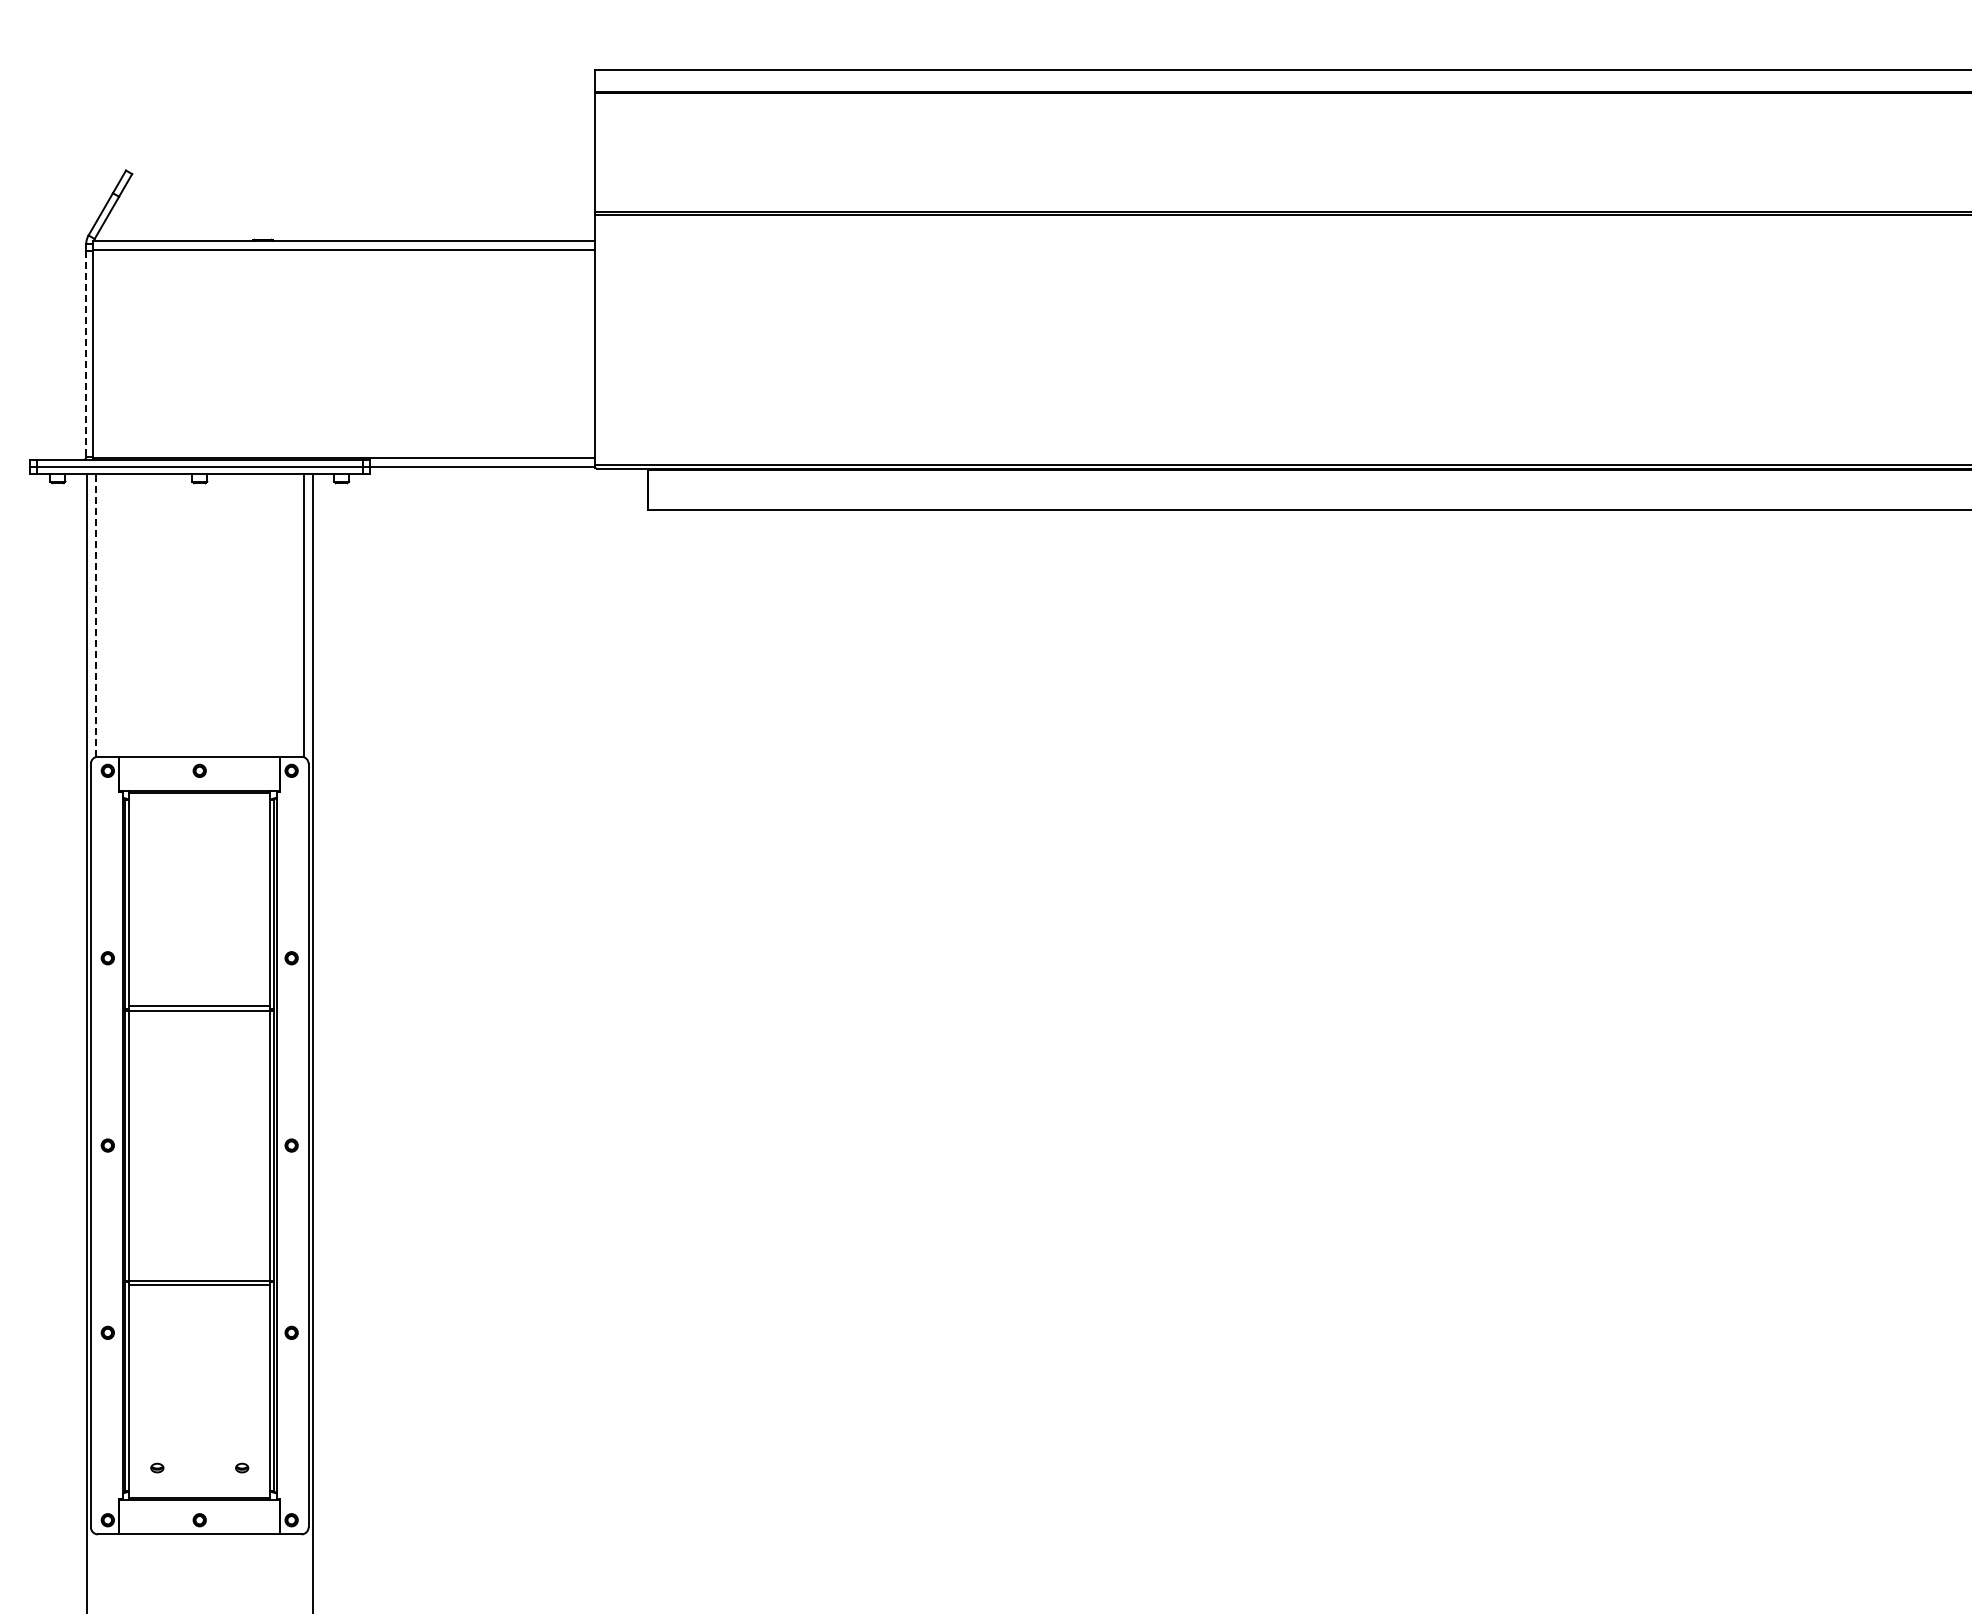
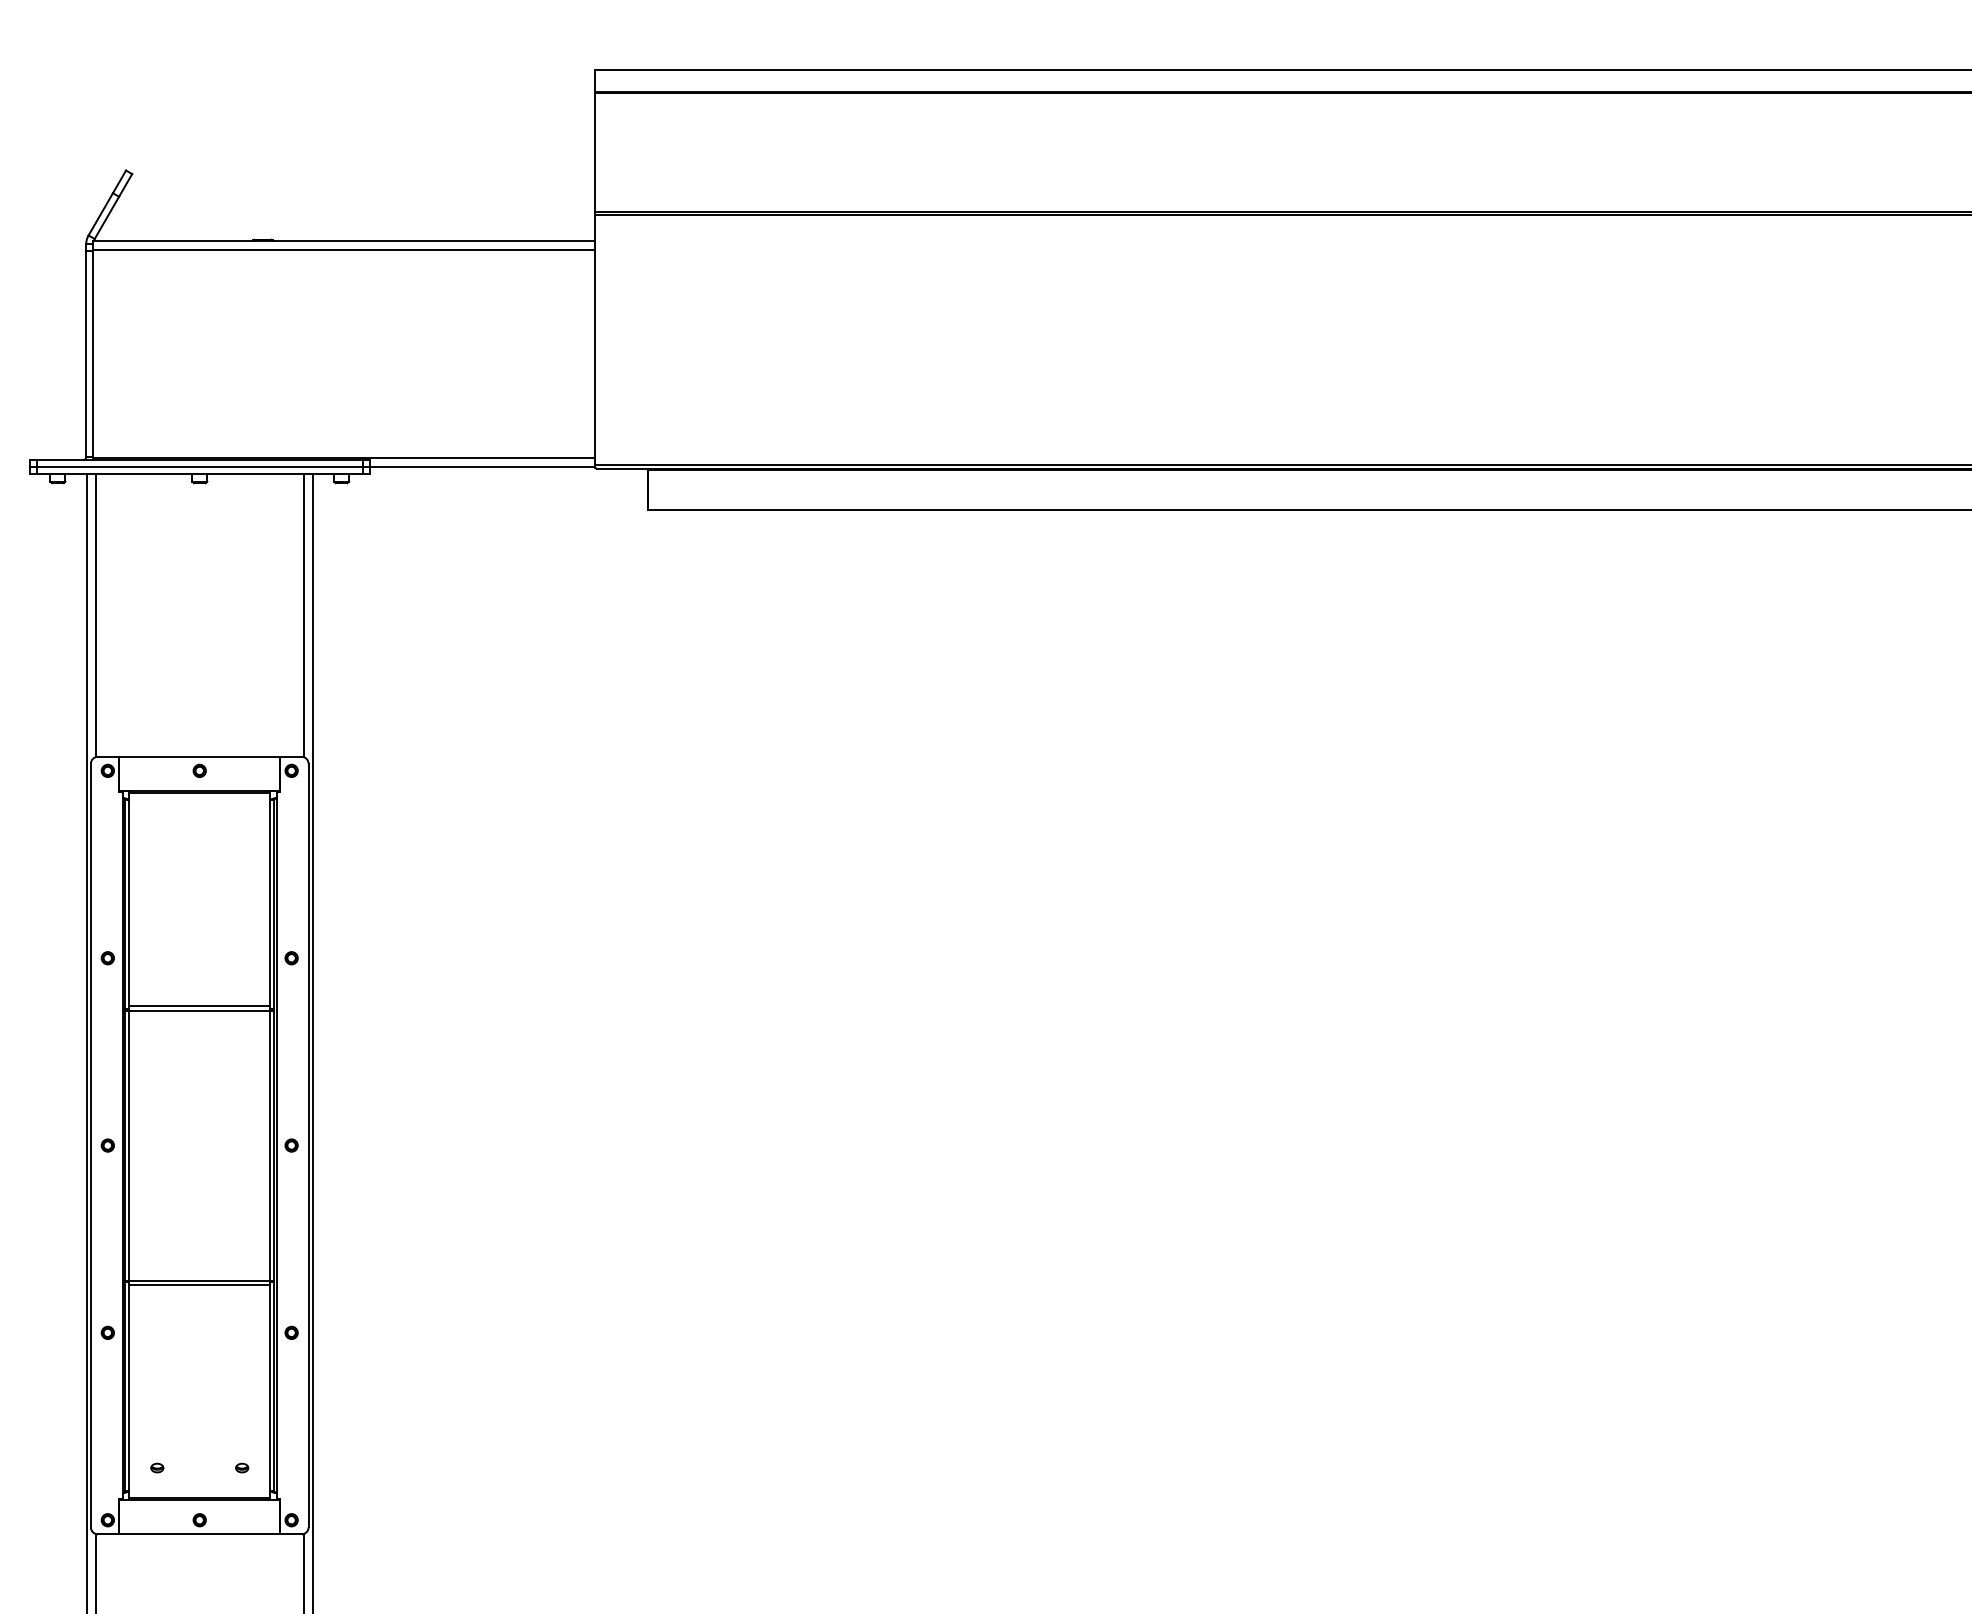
line: dashed -> solid (86, 354)
line: dashed -> solid (95, 615)
line: none -> present (95, 1571)
line: none -> present (304, 1571)
